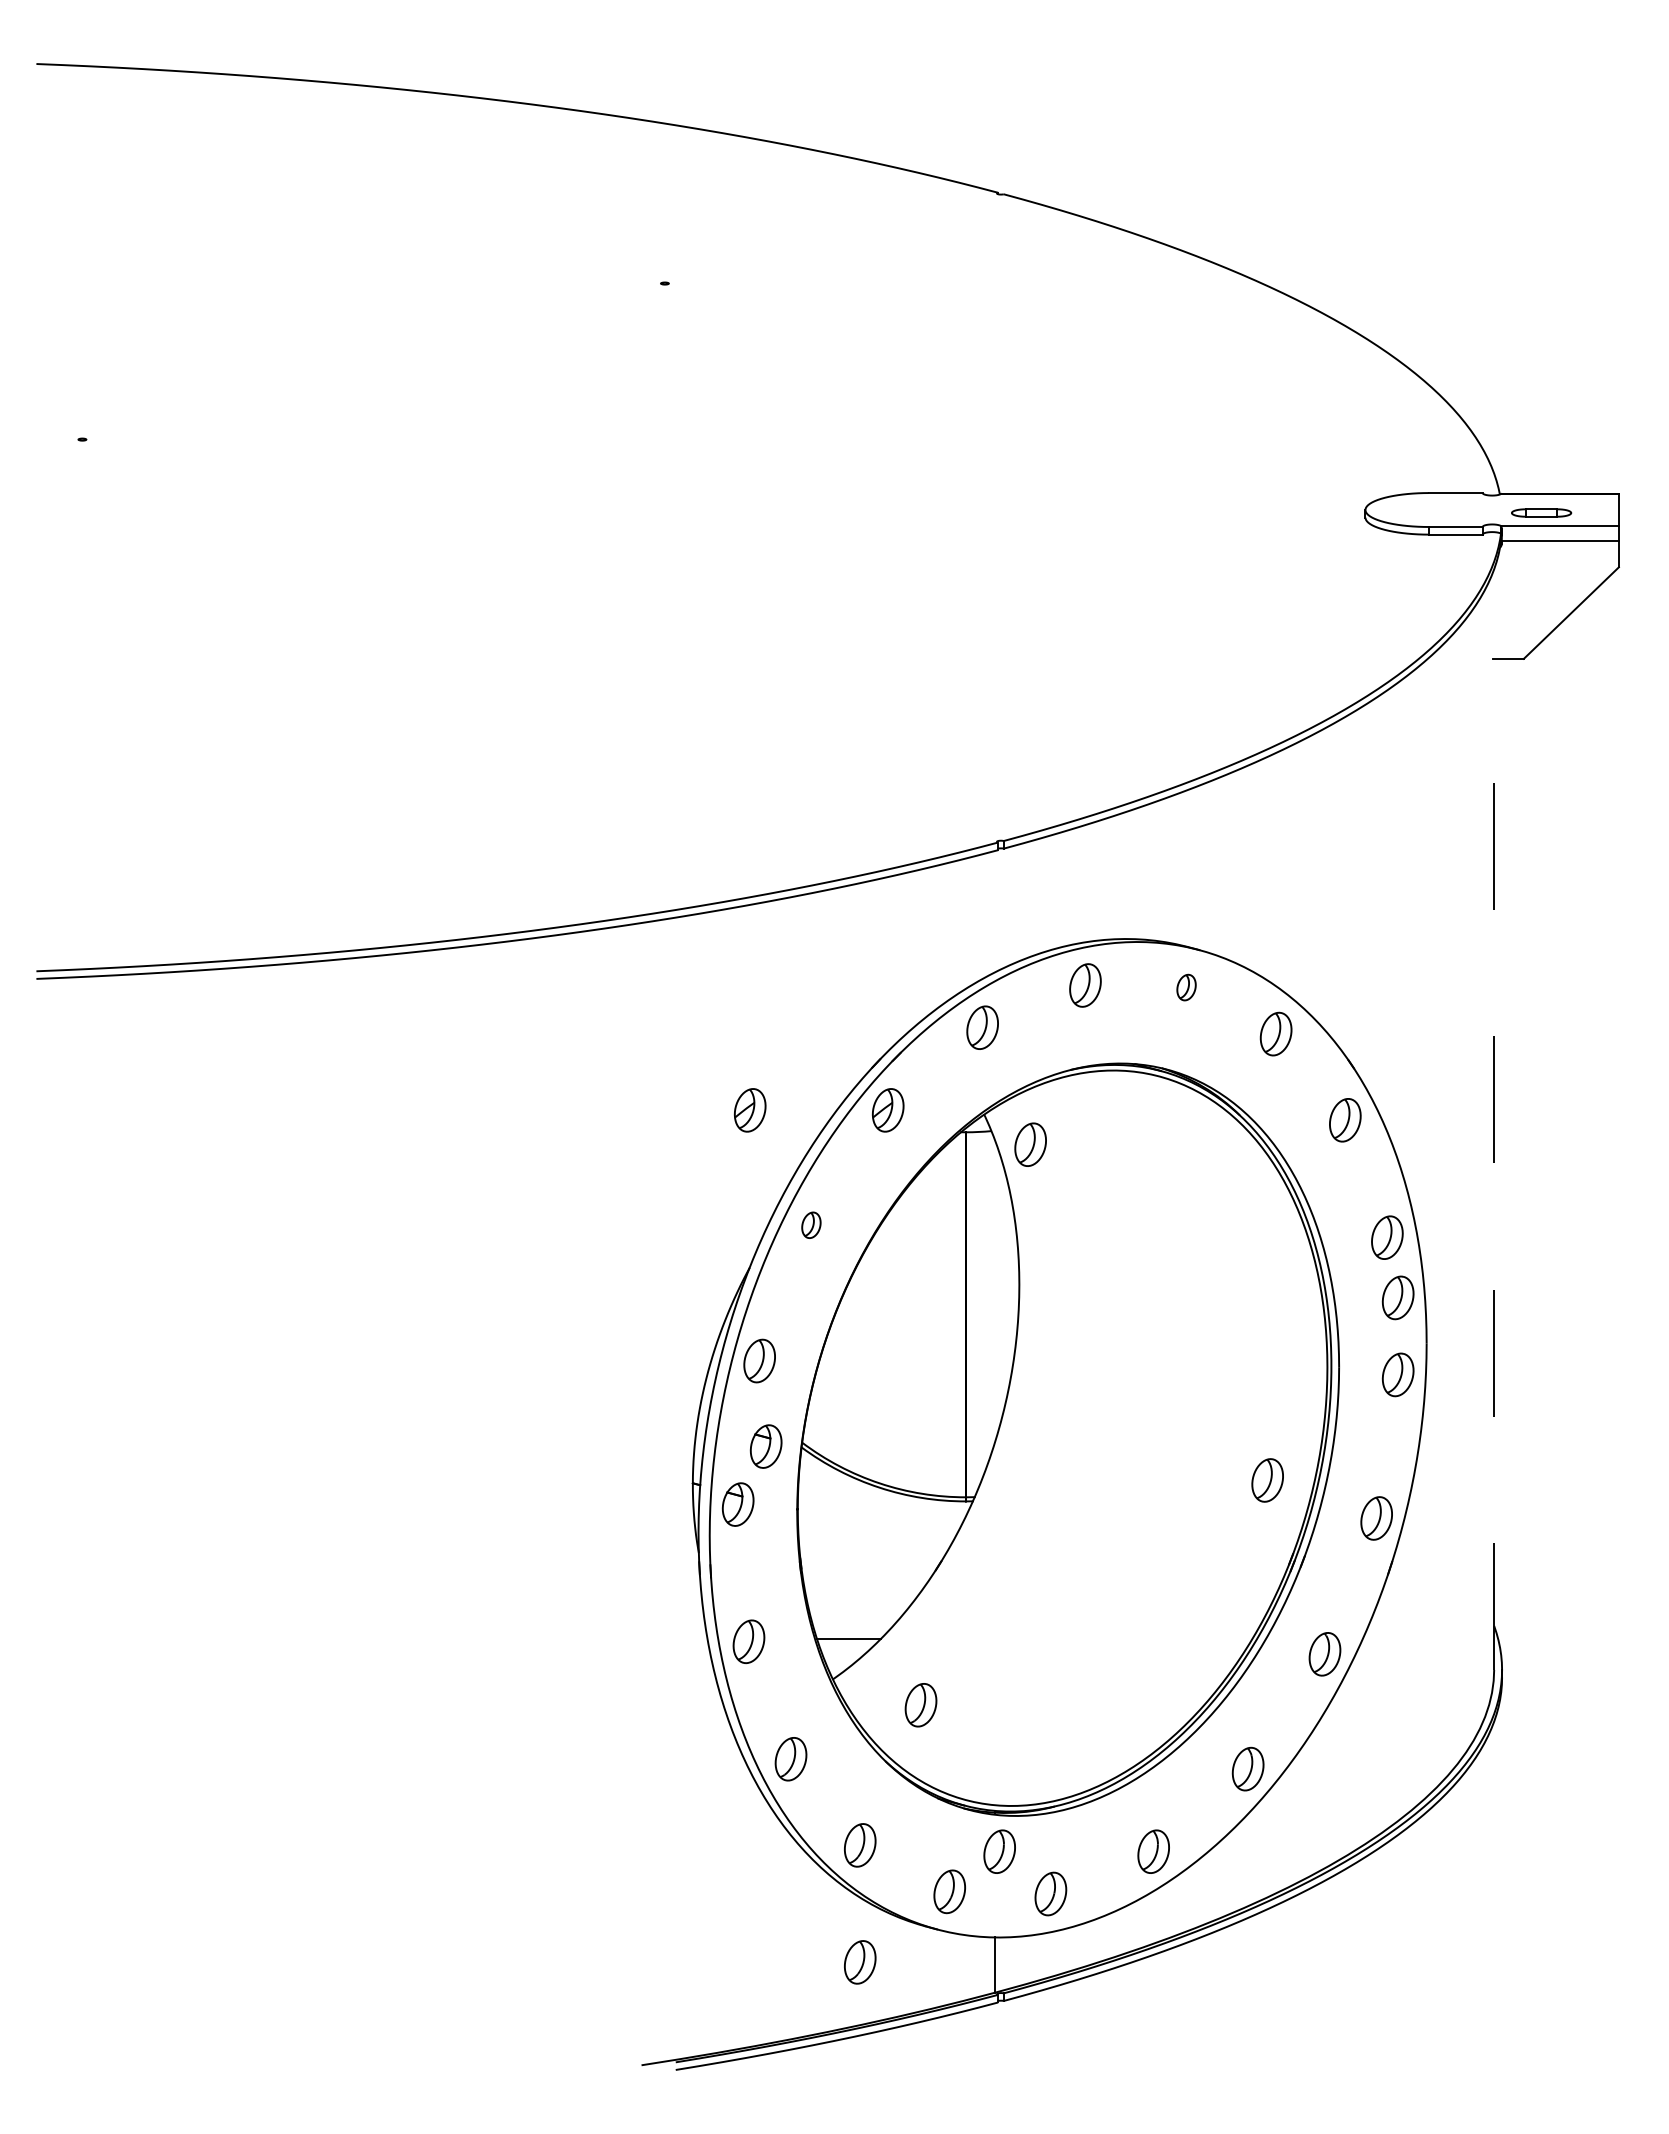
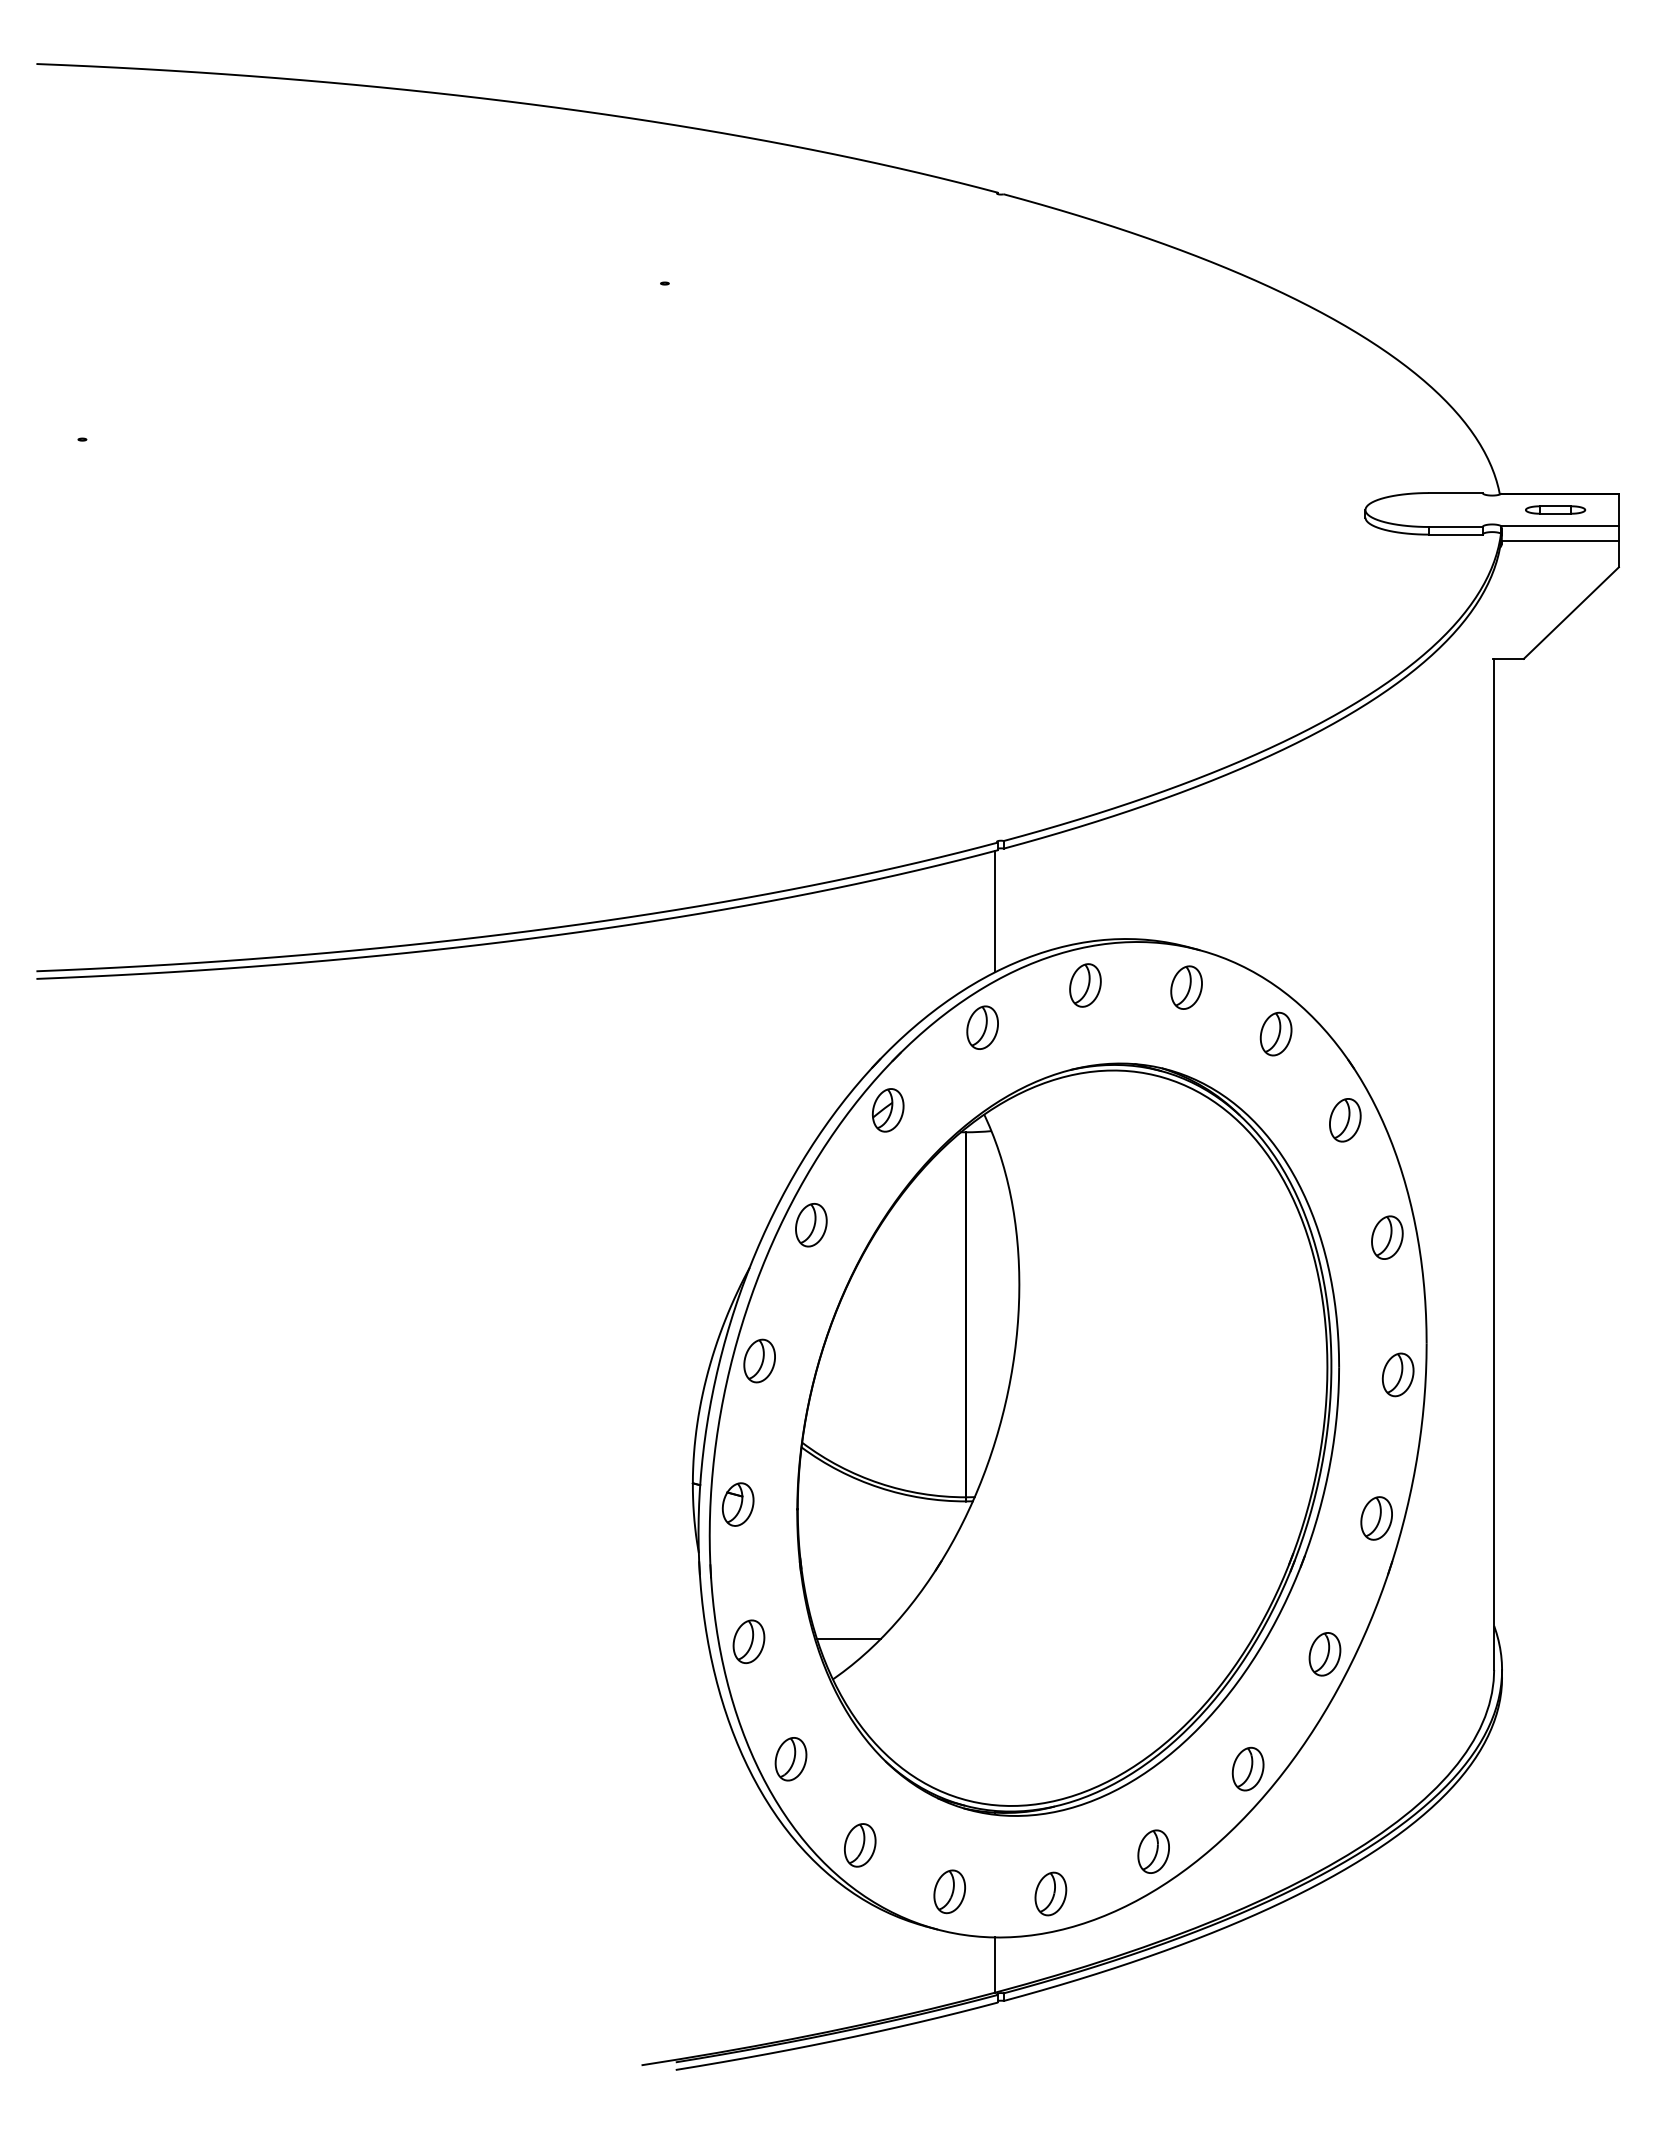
part position: (1541, 512) -> (1555, 509) (1555, 509)
line: none -> present (995, 911)
part size: 21x29 px -> 33x45 px (1186, 987)
part: present -> none (750, 1110)
part: present -> none (1030, 1144)
line: dashed -> solid (1494, 1164)
part size: 21x28 px -> 33x45 px (811, 1225)
part: present -> none (1397, 1297)
part: present -> none (765, 1446)
part: present -> none (1267, 1480)
part: present -> none (920, 1705)
part: present -> none (999, 1851)
part: present -> none (860, 1962)
